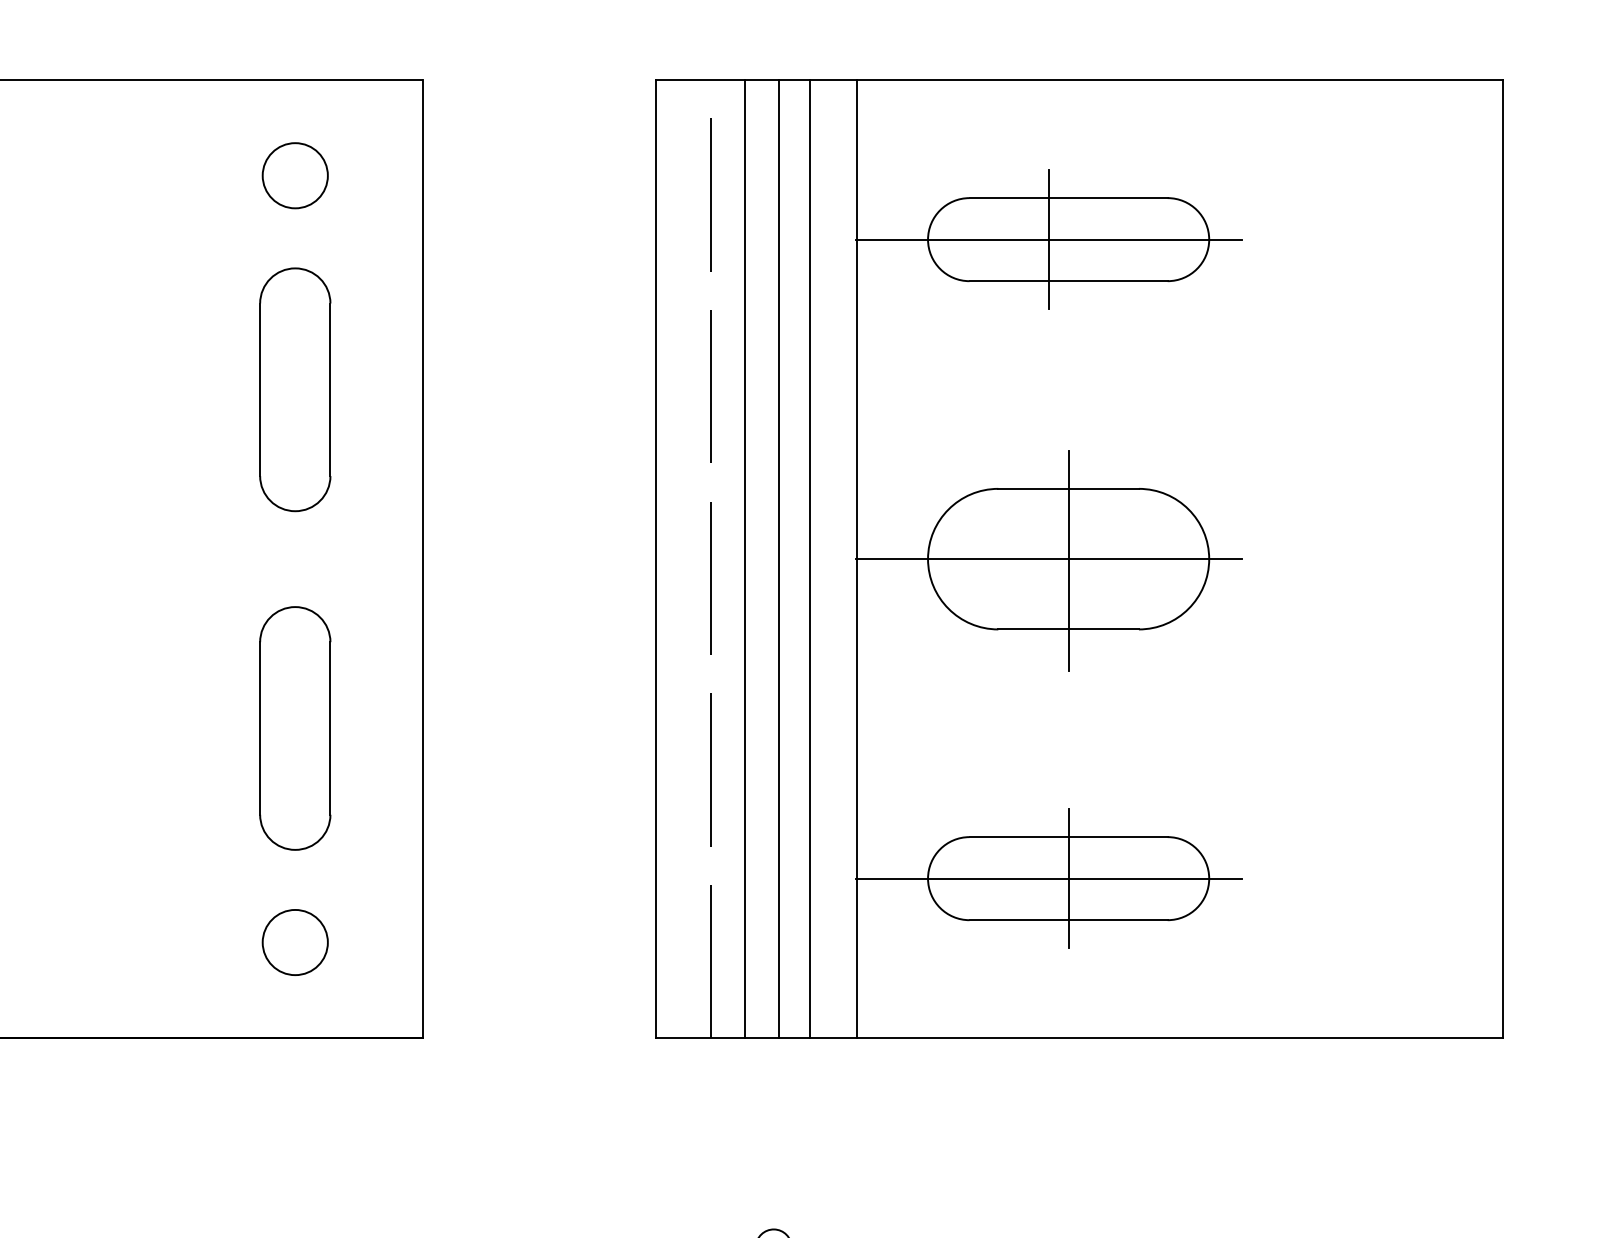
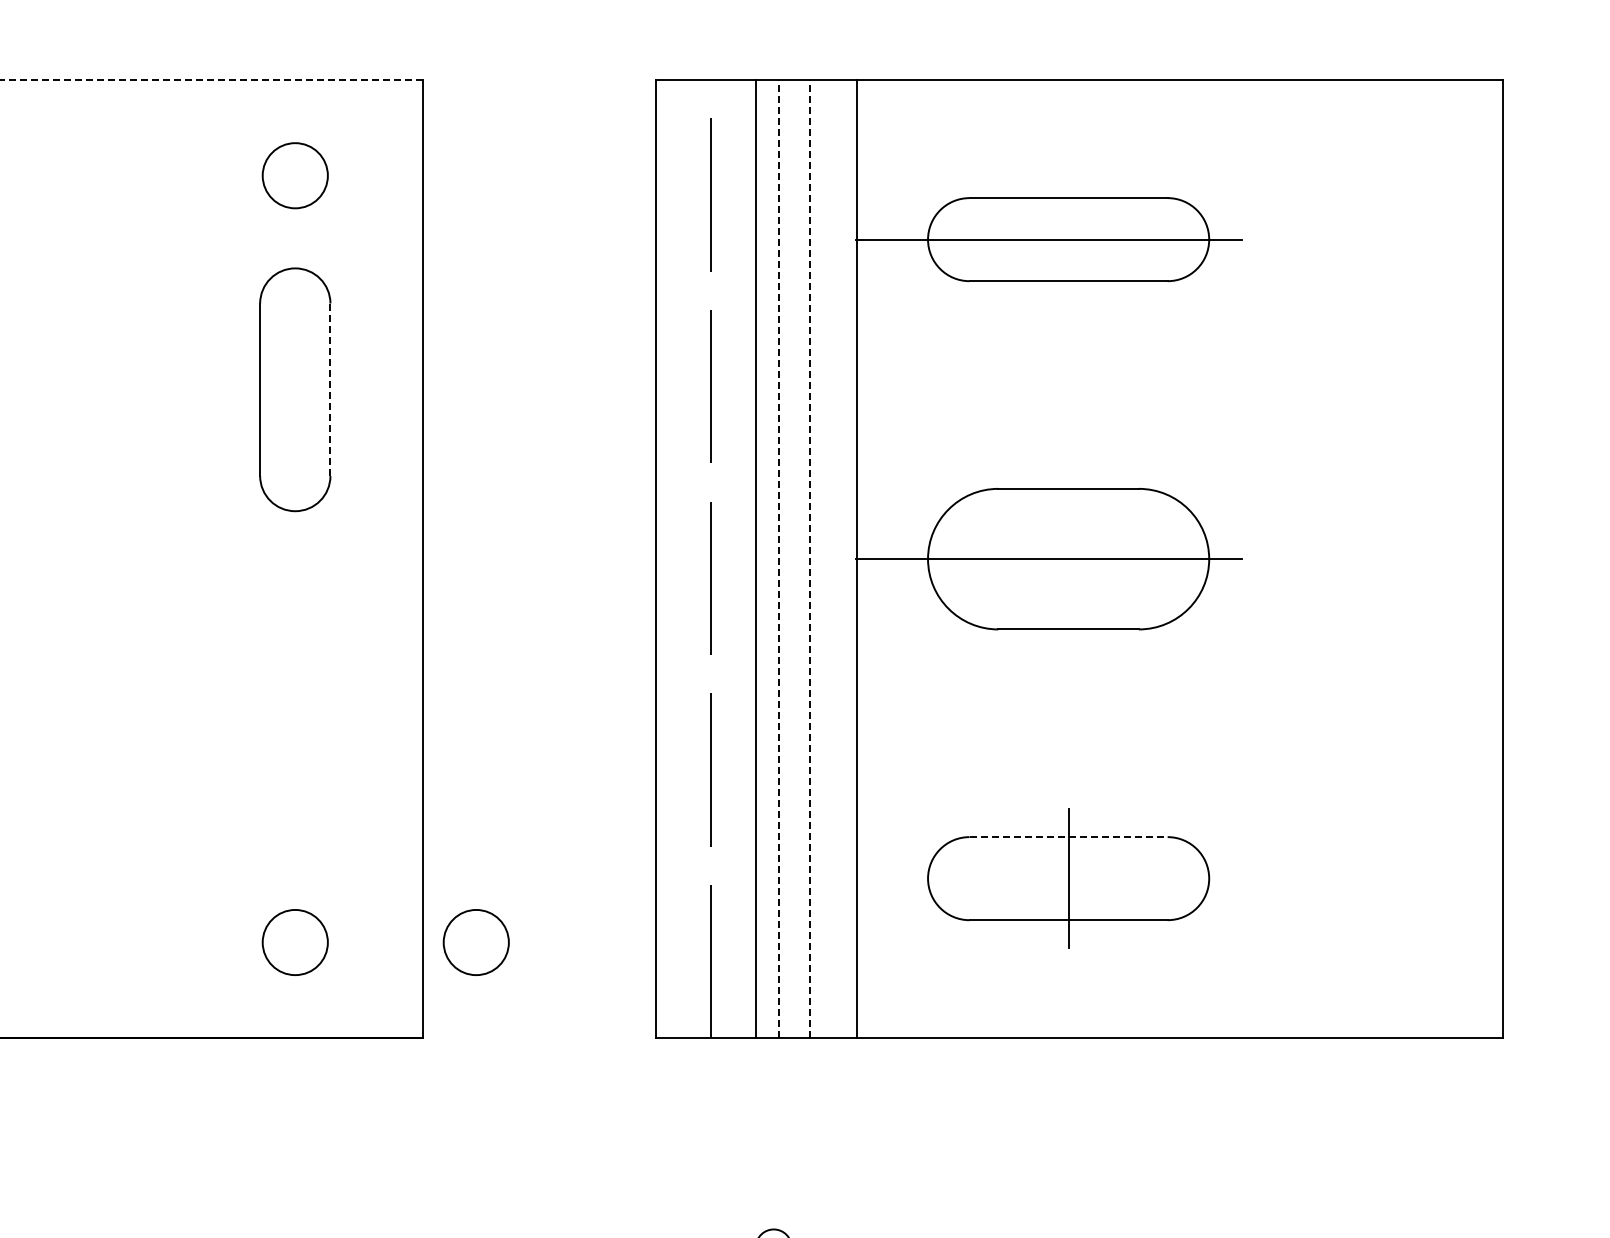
line: solid -> dashed (211, 79)
line: present -> none (1049, 239)
line: solid -> dashed (330, 390)
line position: (745, 558) -> (756, 558) (756, 558)
line: solid -> dashed (779, 558)
line: solid -> dashed (810, 558)
line: present -> none (1068, 561)
part: present -> none (295, 728)
line: solid -> dashed (1069, 837)
line: present -> none (1049, 878)
circle: none -> present (475, 942)
